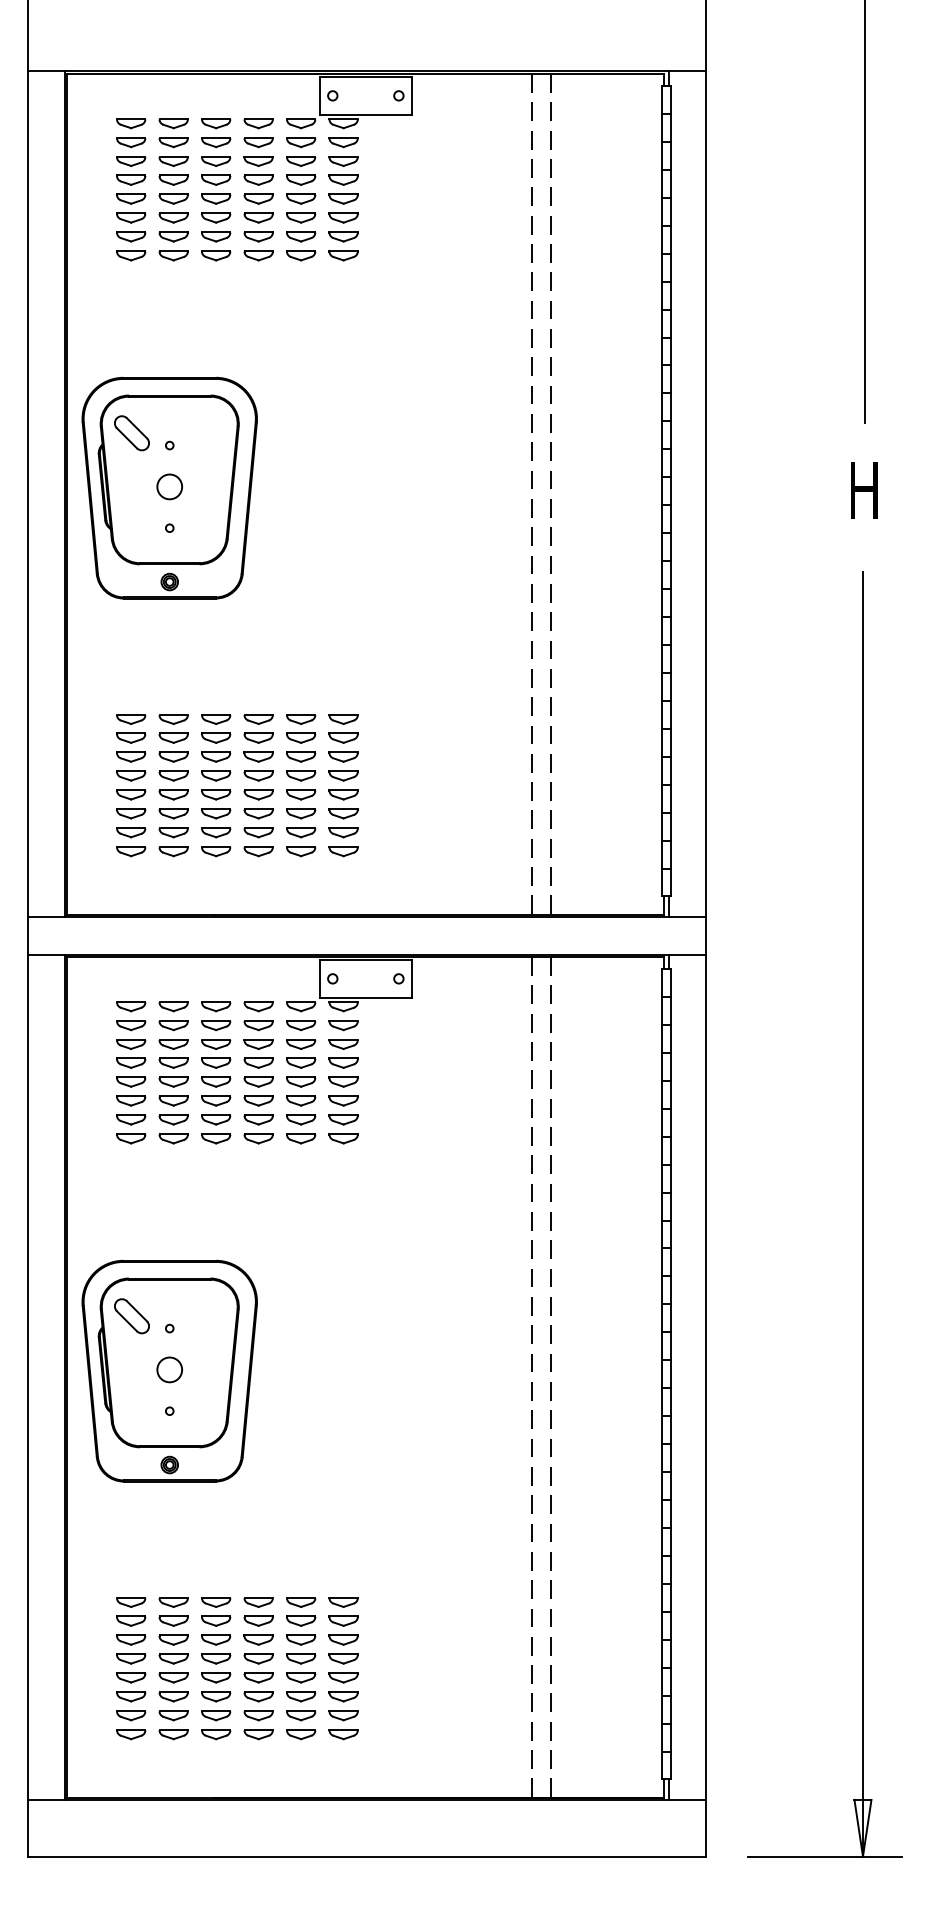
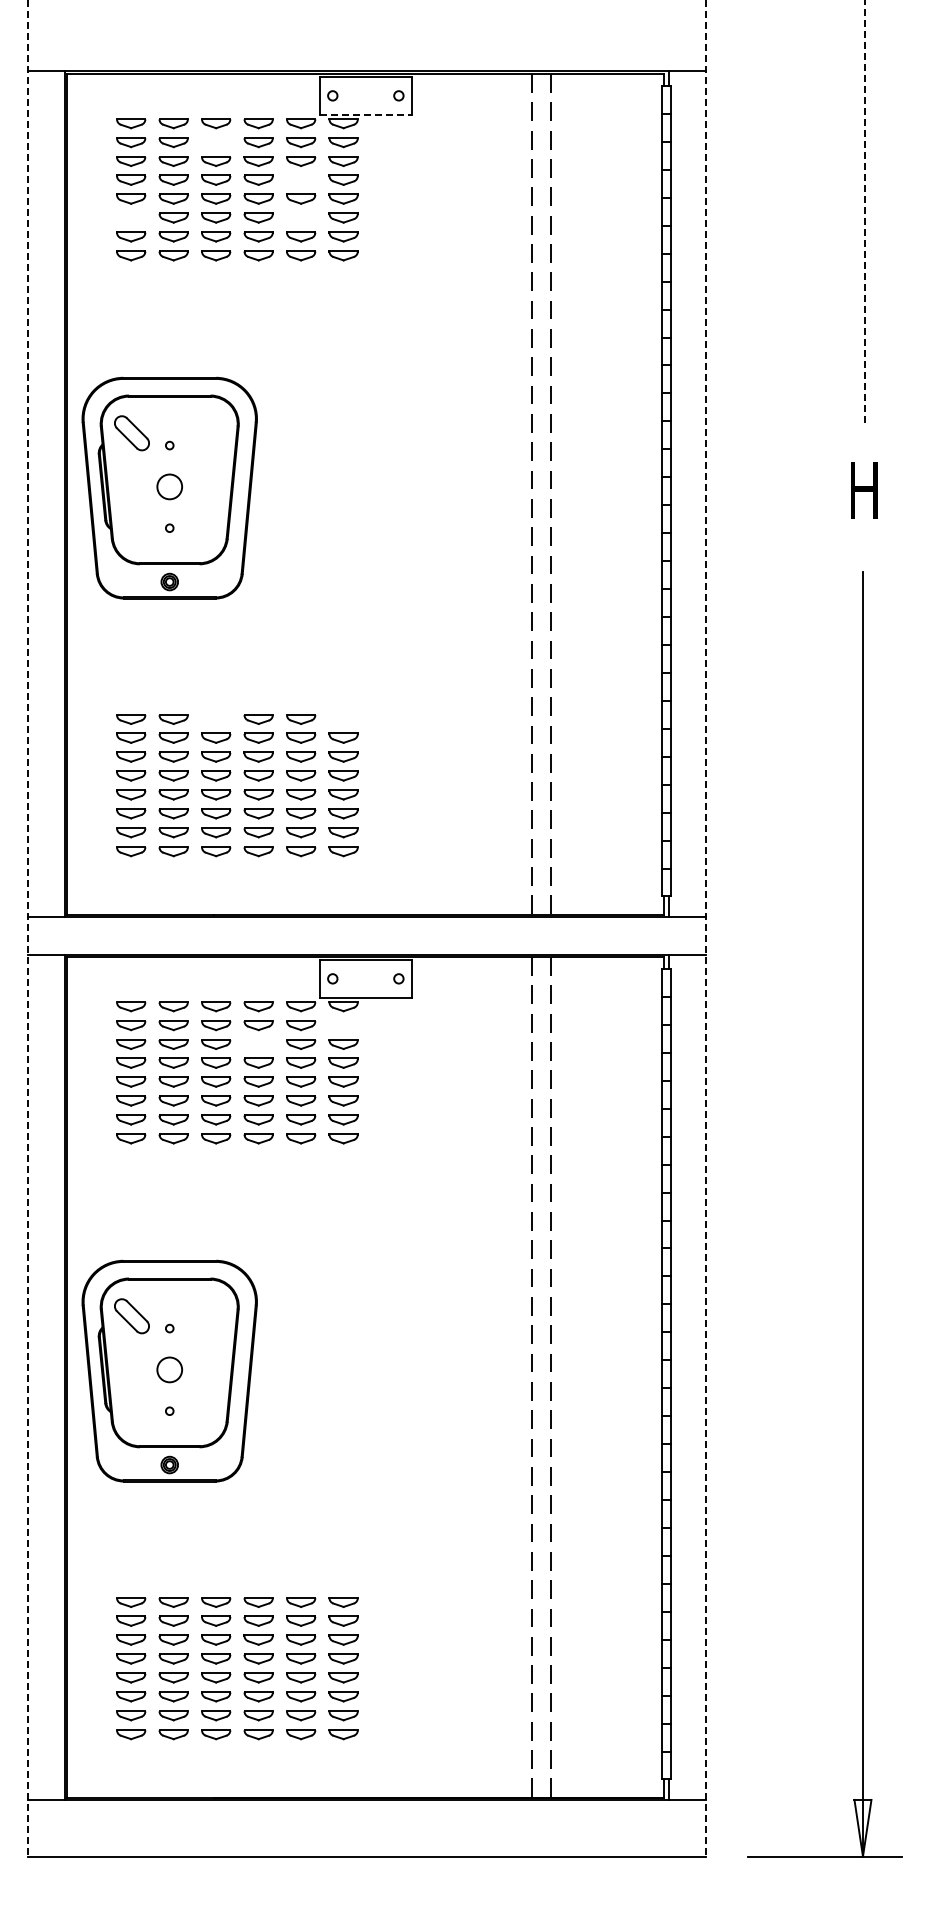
line: solid -> dashed (366, 114)
part: present -> none (216, 142)
part: present -> none (301, 179)
line: solid -> dashed (864, 211)
part: present -> none (131, 217)
part: present -> none (301, 217)
part: present -> none (216, 719)
part: present -> none (343, 719)
line: solid -> dashed (27, 928)
line: solid -> dashed (706, 928)
part: present -> none (343, 1025)
part: present -> none (258, 1044)
